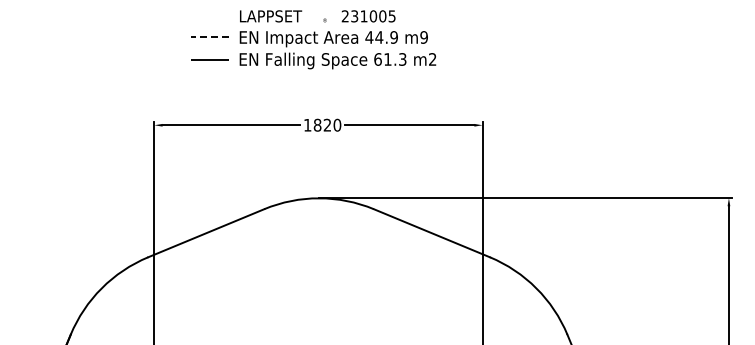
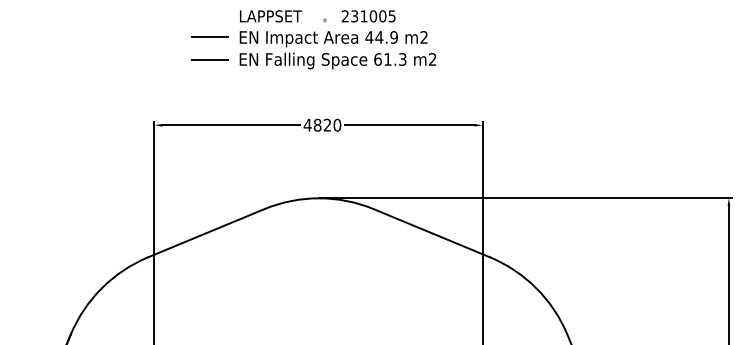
line: dashed -> solid (209, 37)
text: m9 -> m2 (423, 37)
text: 1820 -> 4820 (307, 125)
